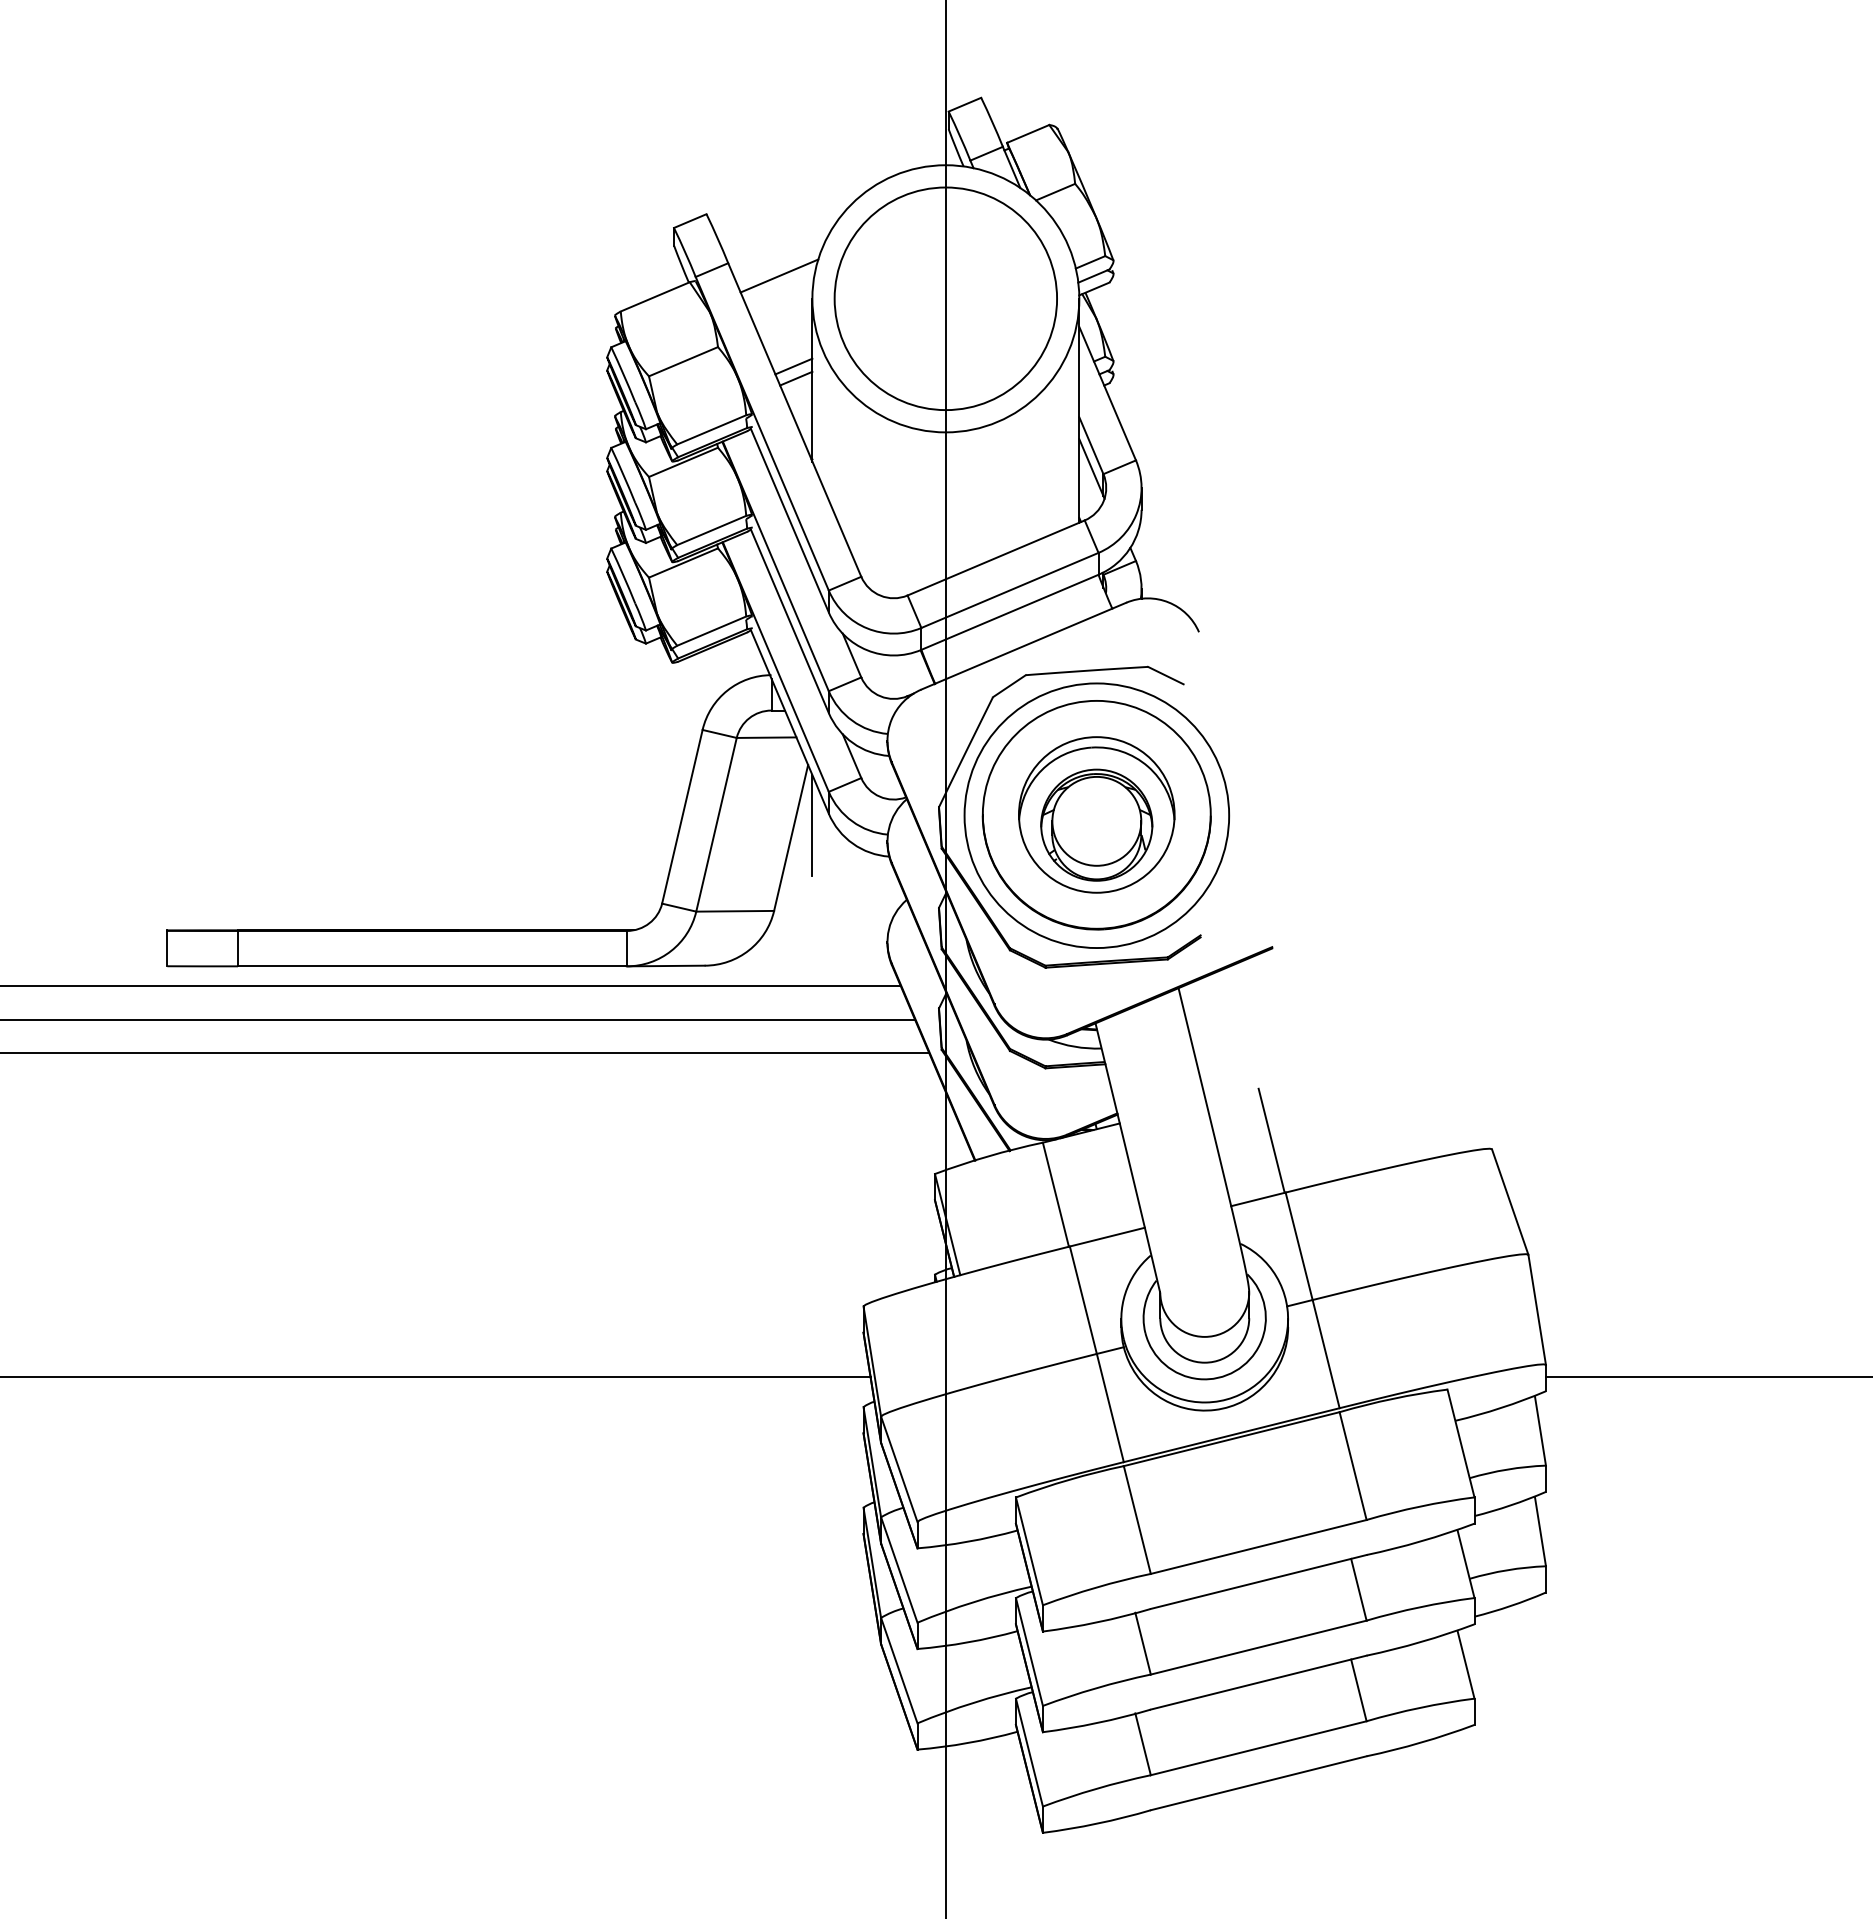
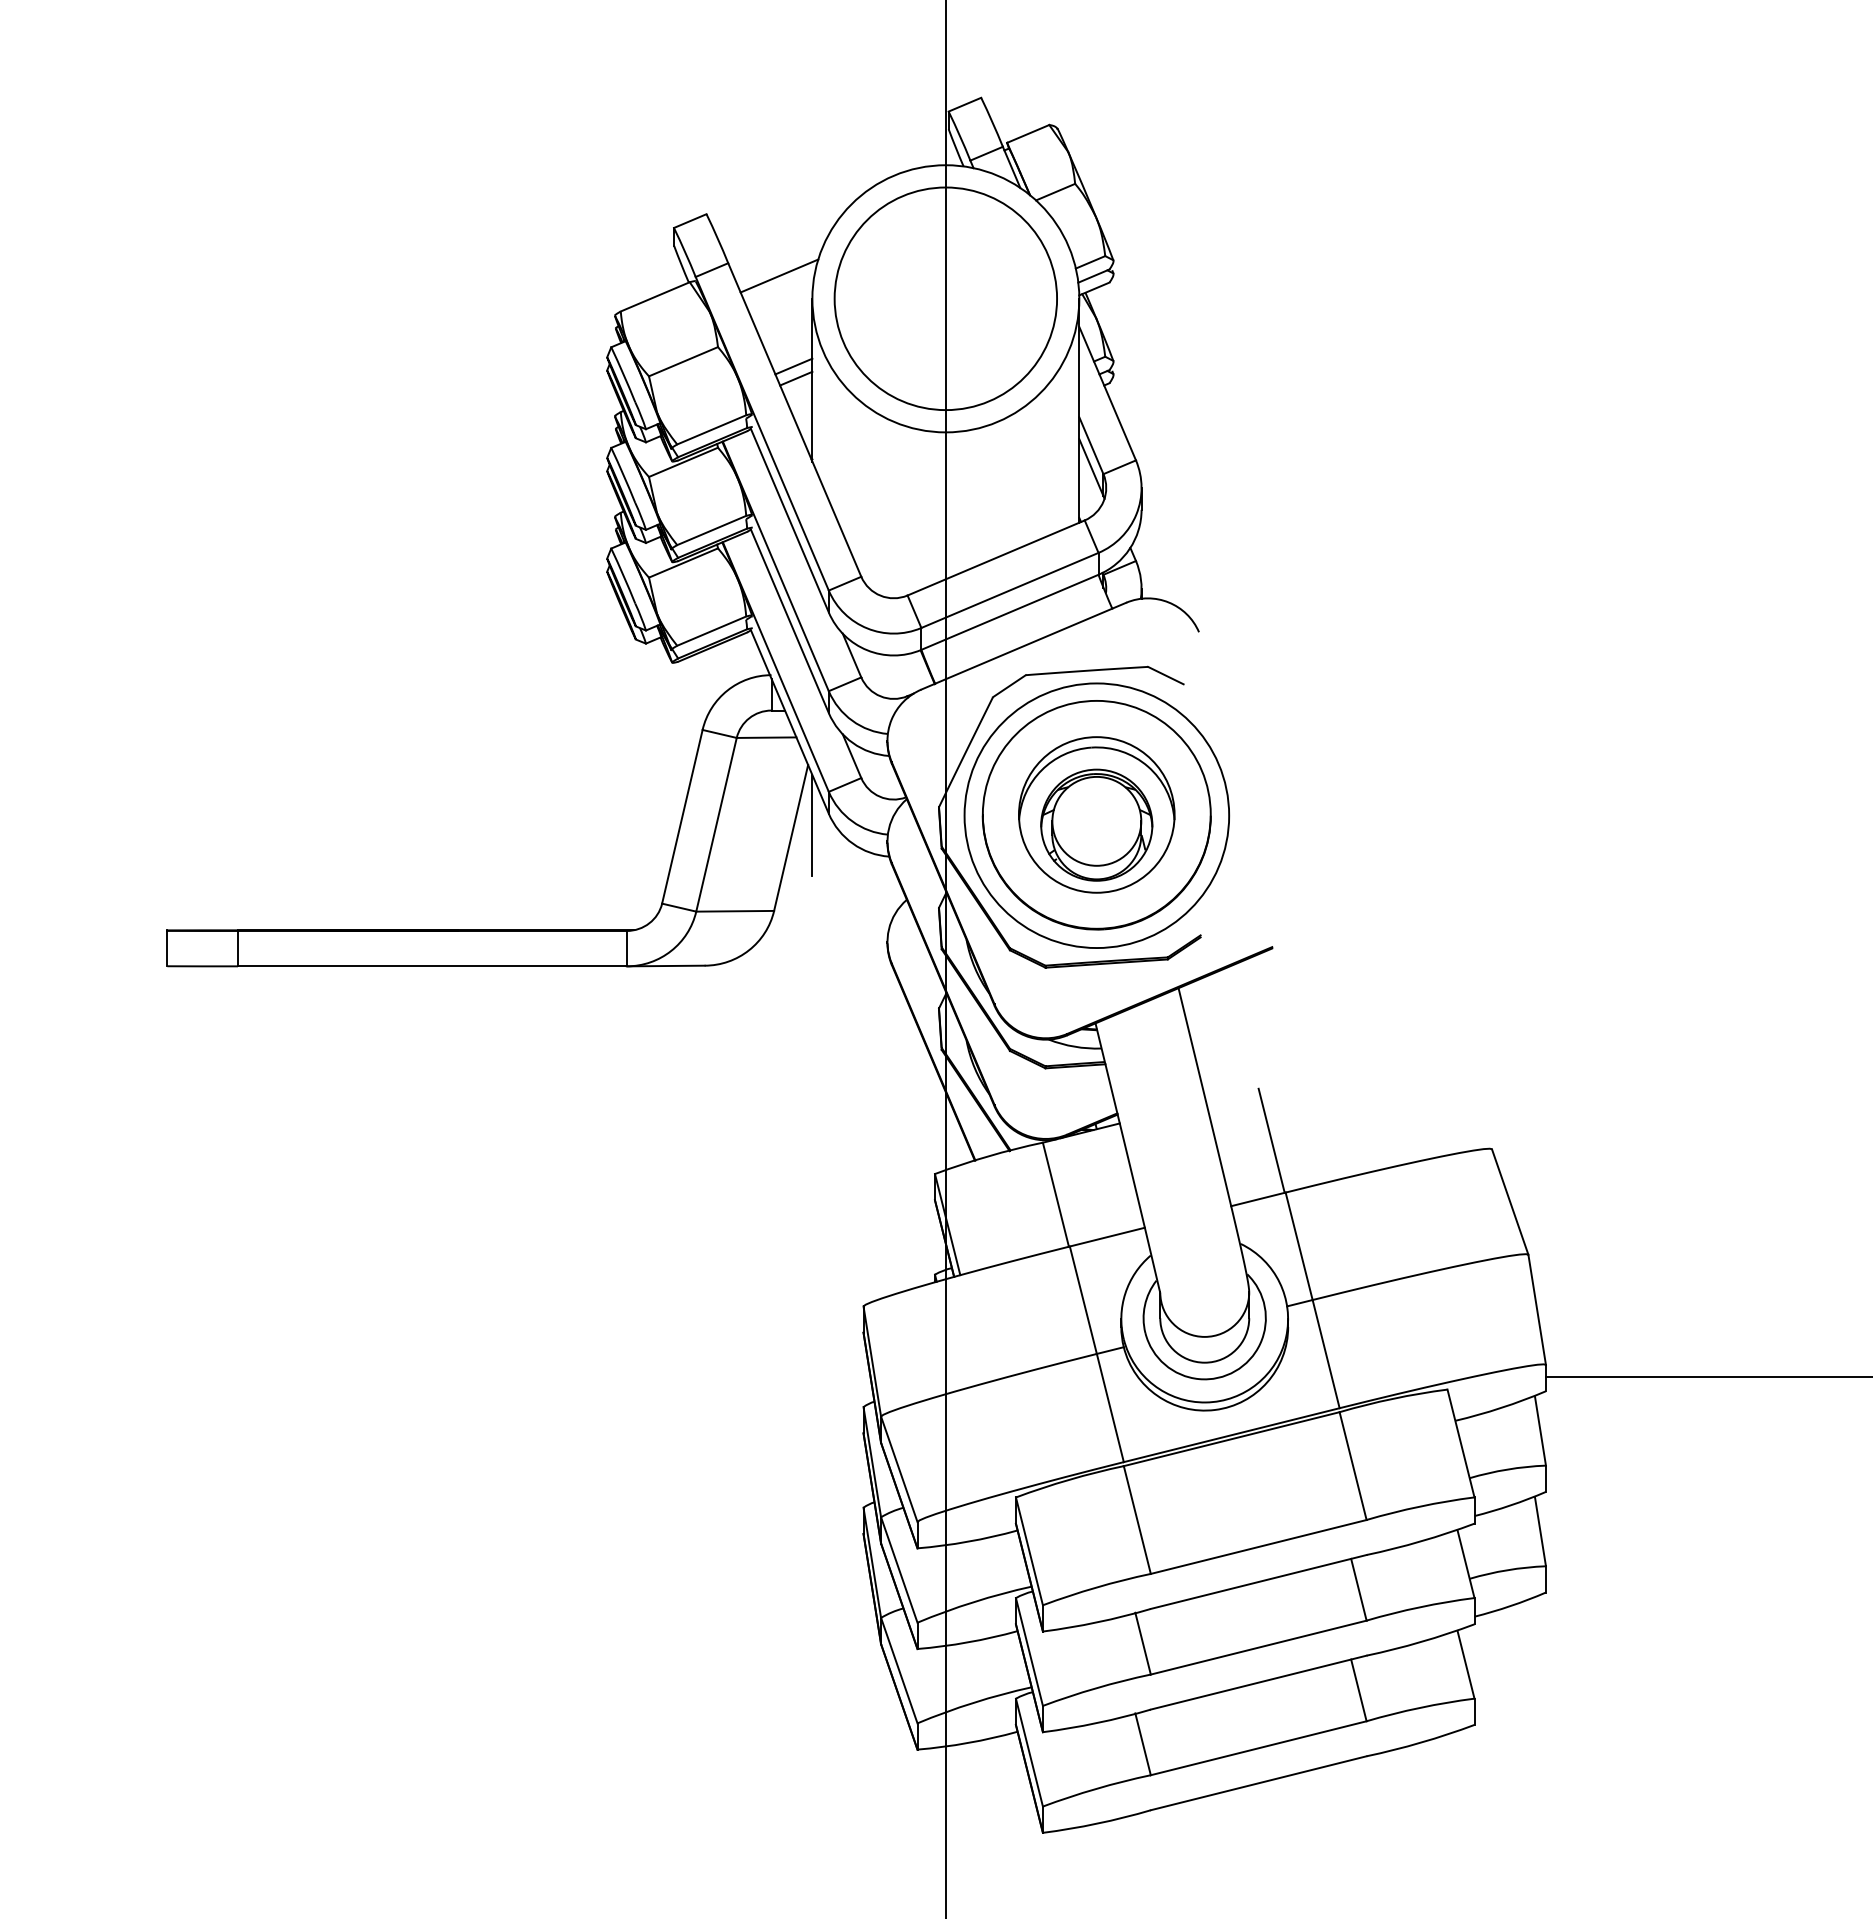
line: present -> none (451, 986)
line: present -> none (458, 1019)
line: present -> none (465, 1052)
line: present -> none (436, 1376)
